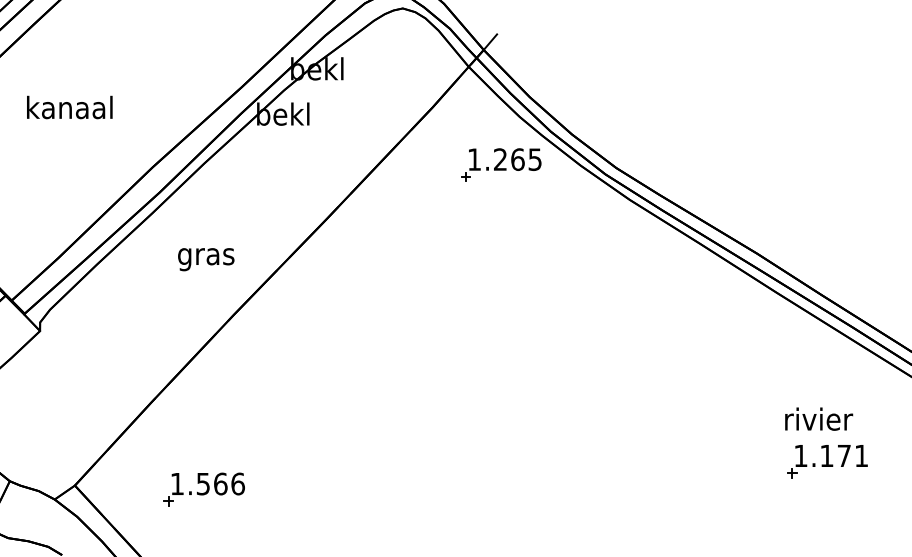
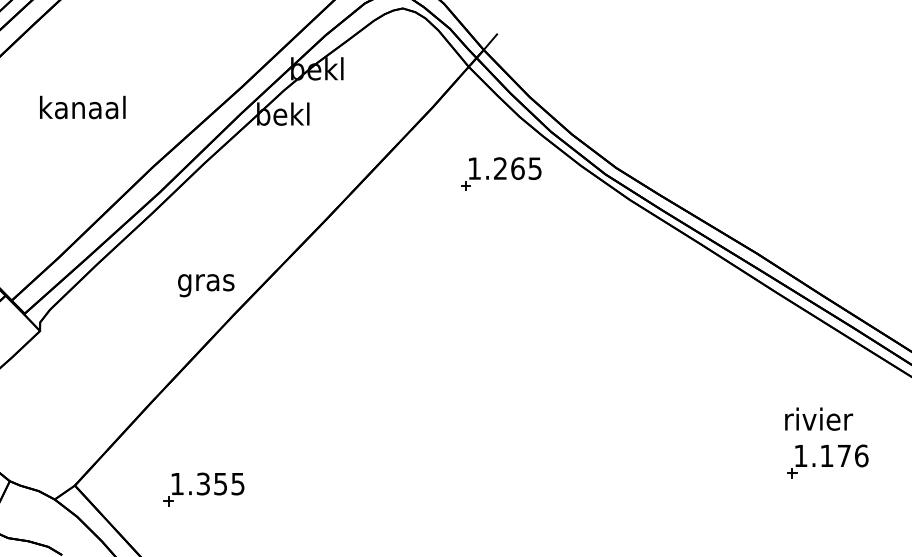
text position: (69, 107) -> (82, 107) (82, 107)
part position: (501, 164) -> (501, 173) (501, 173)
text position: (206, 259) -> (206, 285) (206, 285)
text: 1.171 -> 1.176 (861, 455)
text: 1.566 -> 1.355 (220, 483)
